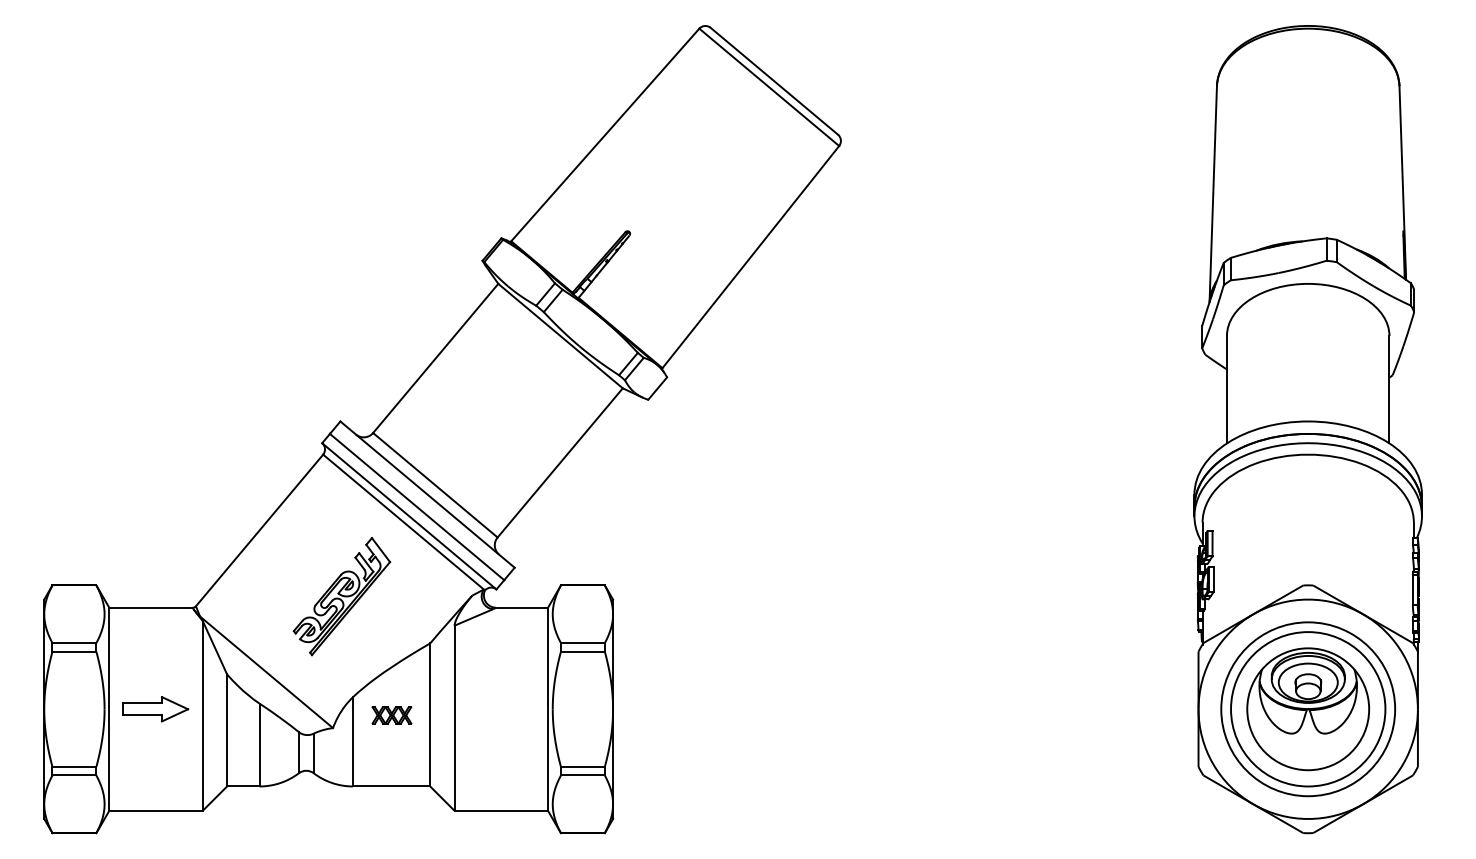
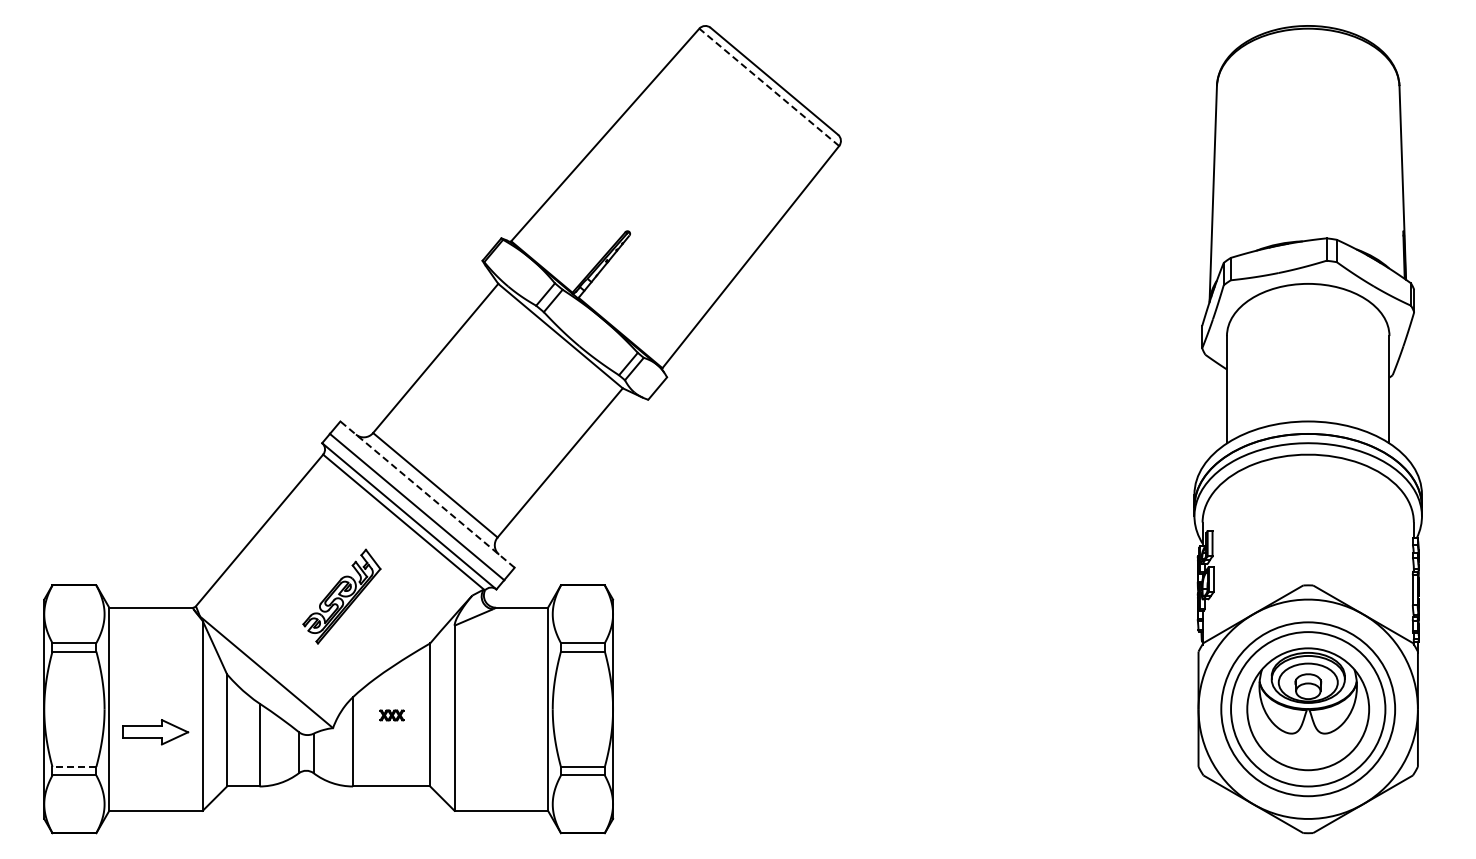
line: solid -> dashed (768, 87)
line: solid -> dashed (427, 494)
part size: 100x120 px -> 80x97 px (341, 596)
part position: (155, 709) -> (155, 732) (155, 732)
part size: 42x19 px -> 26x13 px (391, 715)
line: solid -> dashed (74, 766)
